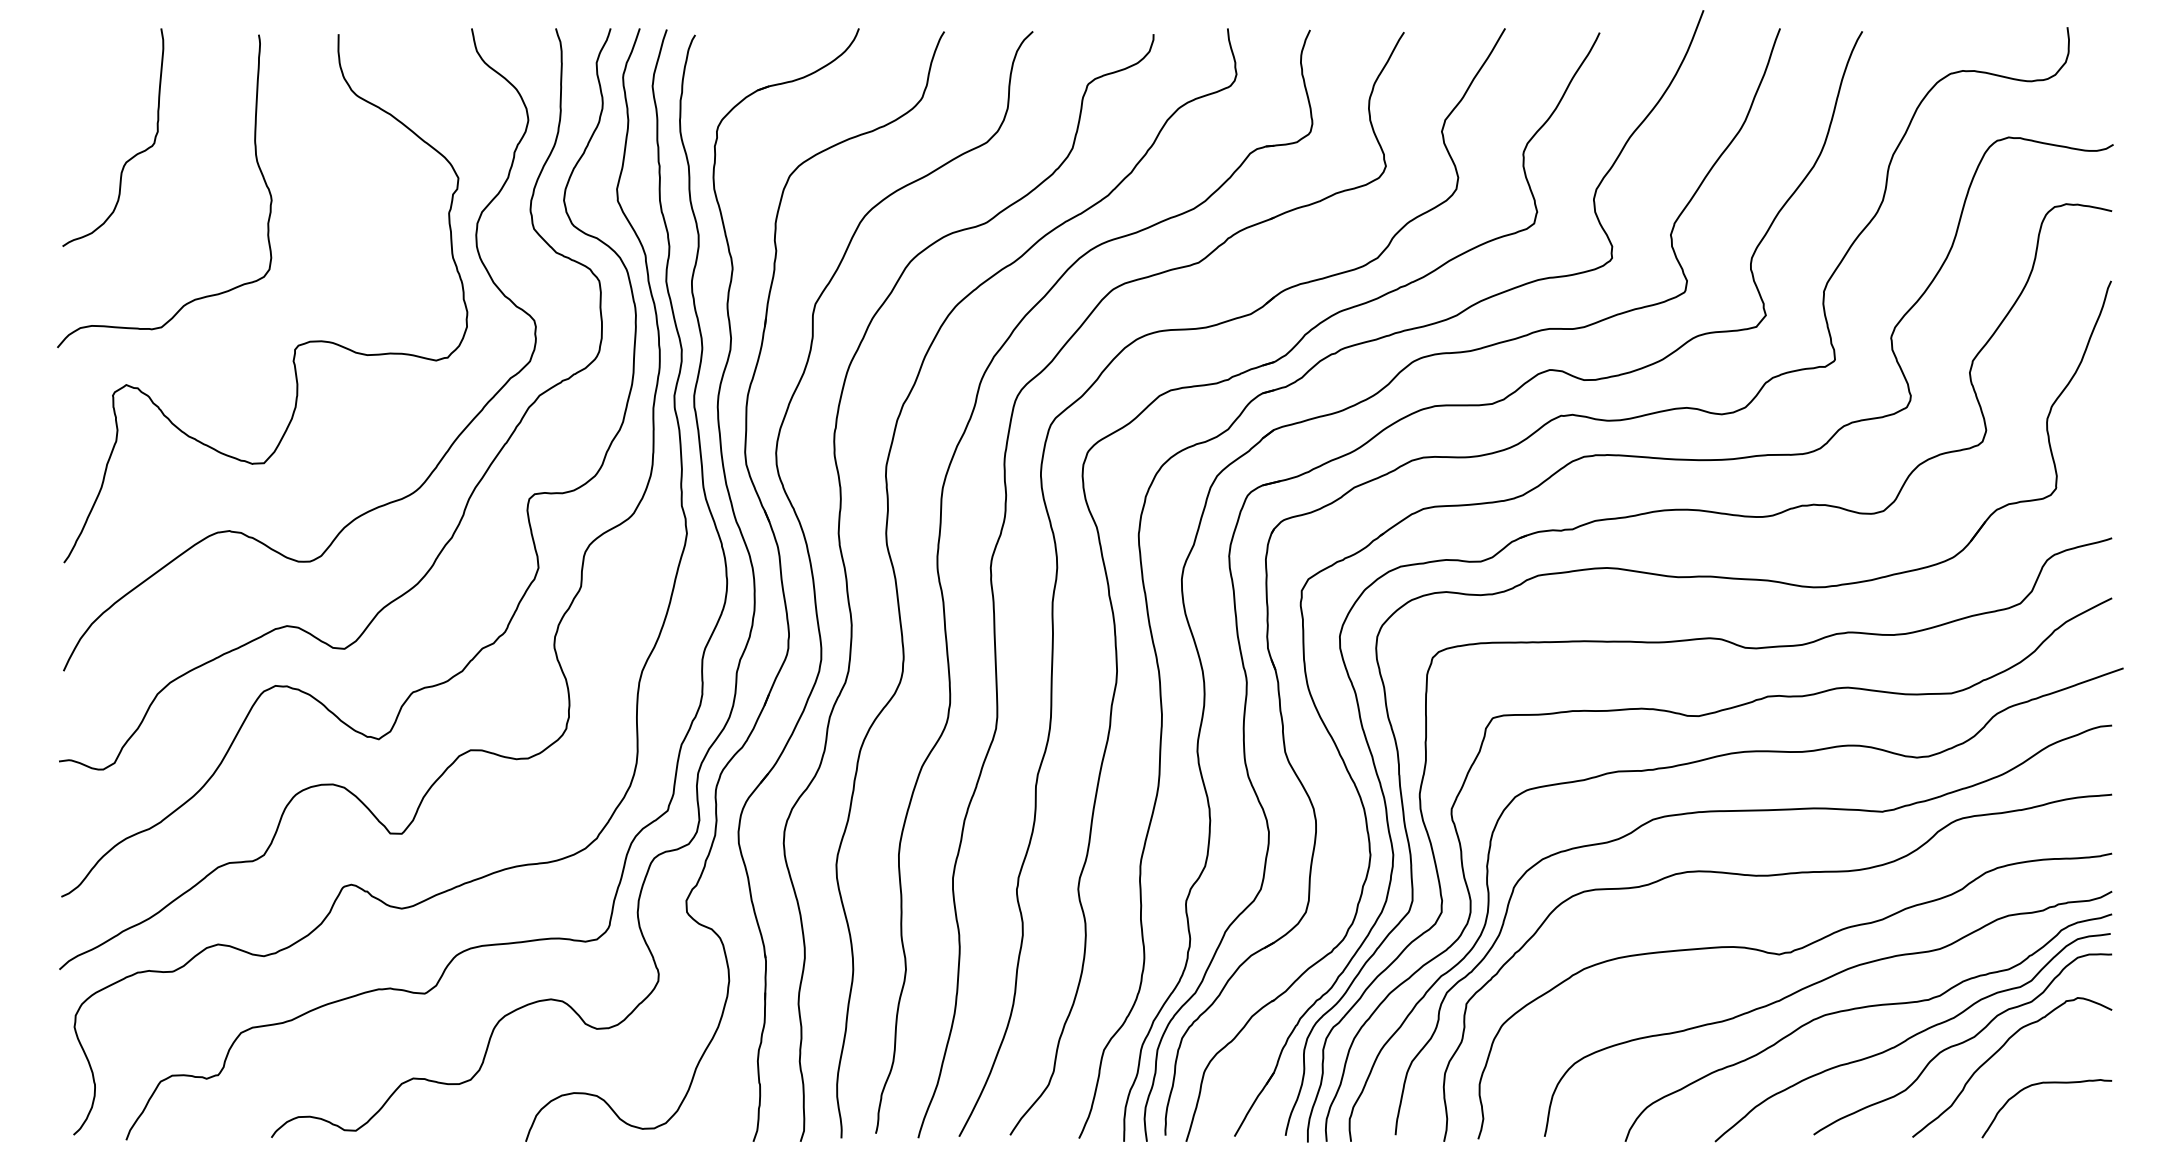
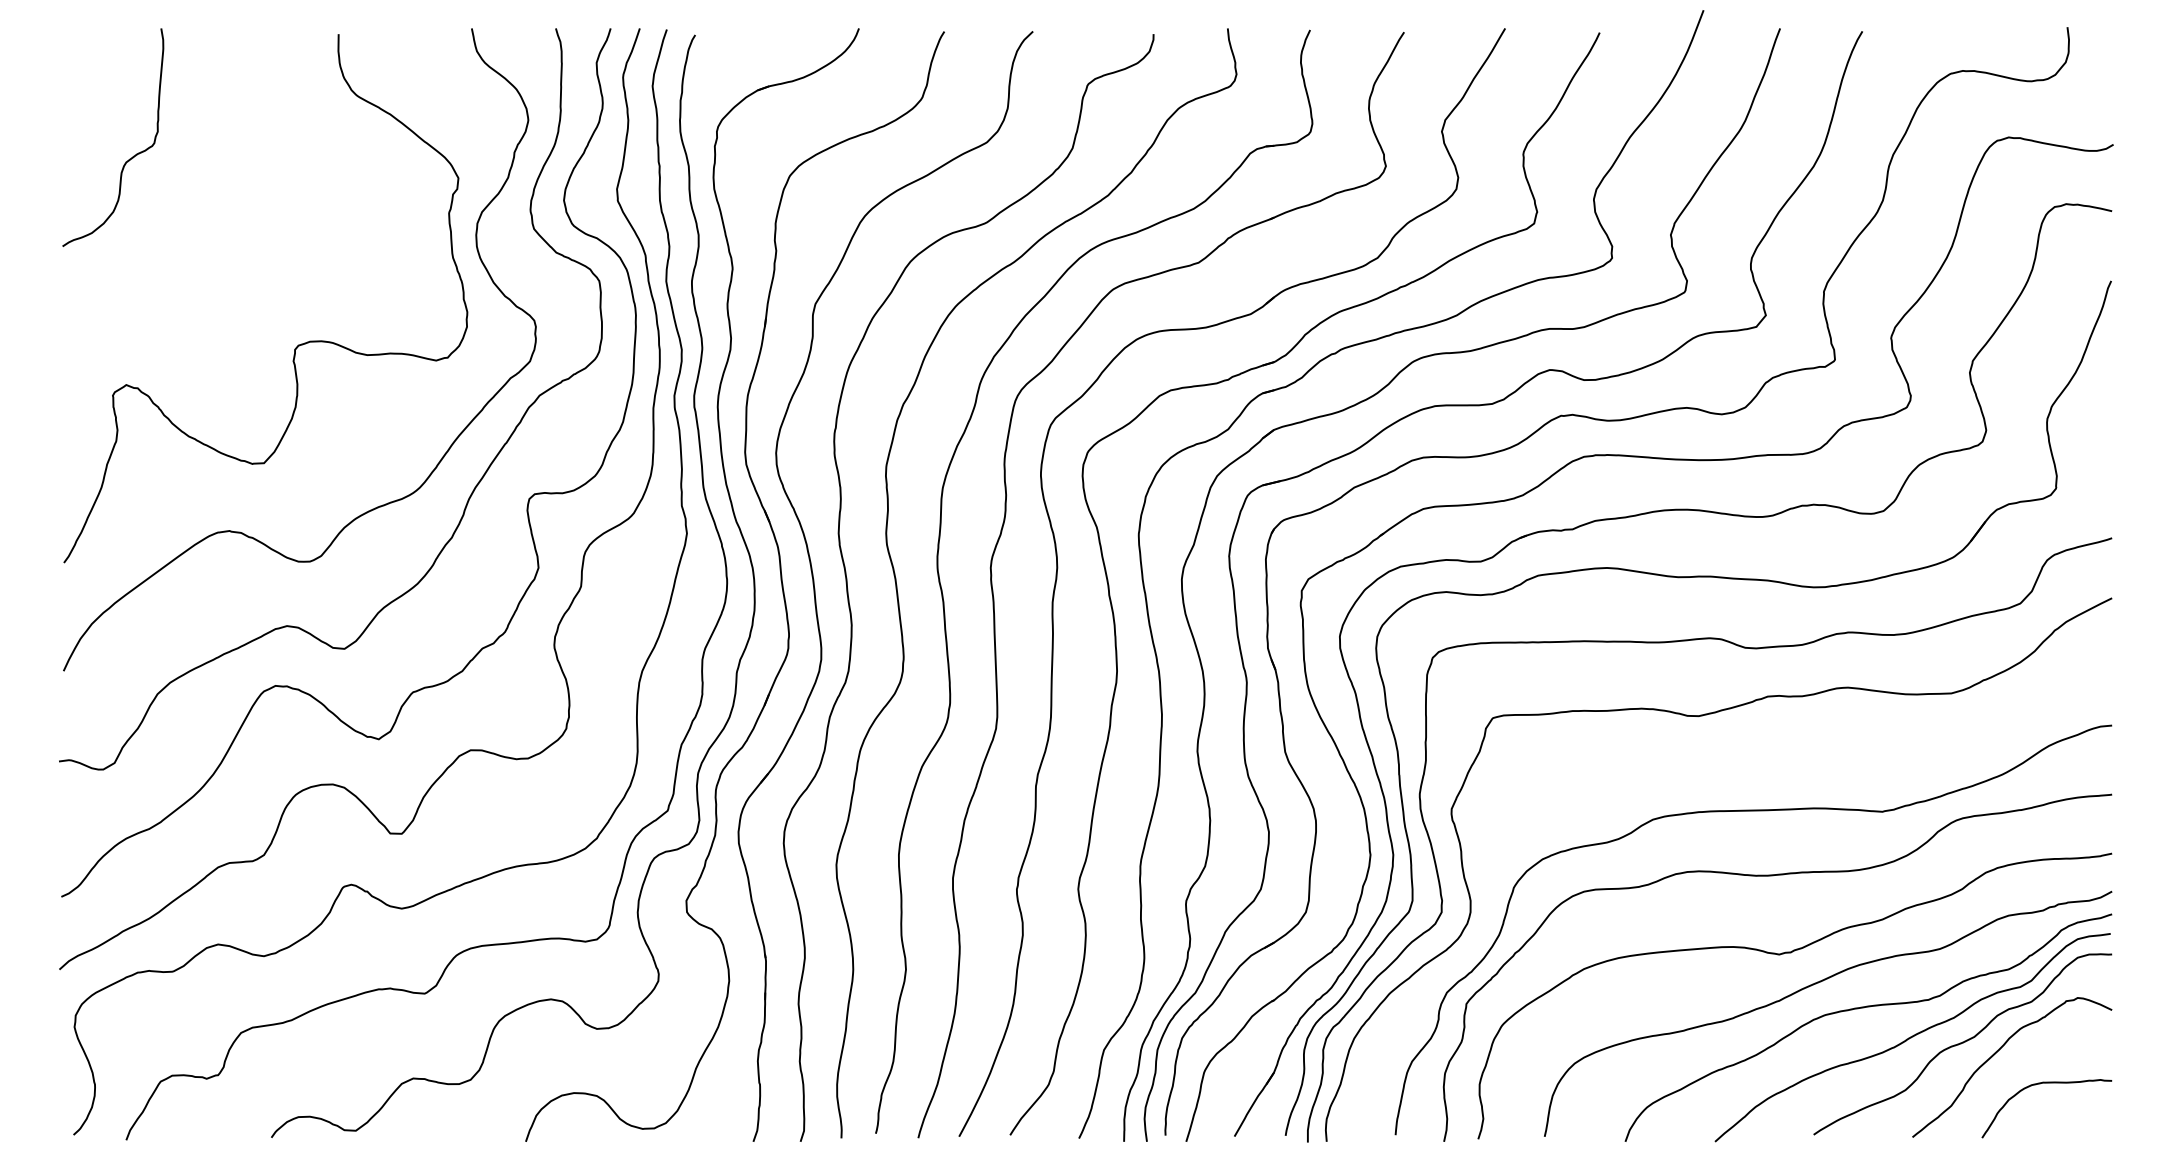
curve: present -> none (256, 162)
curve: present -> none (1698, 762)
